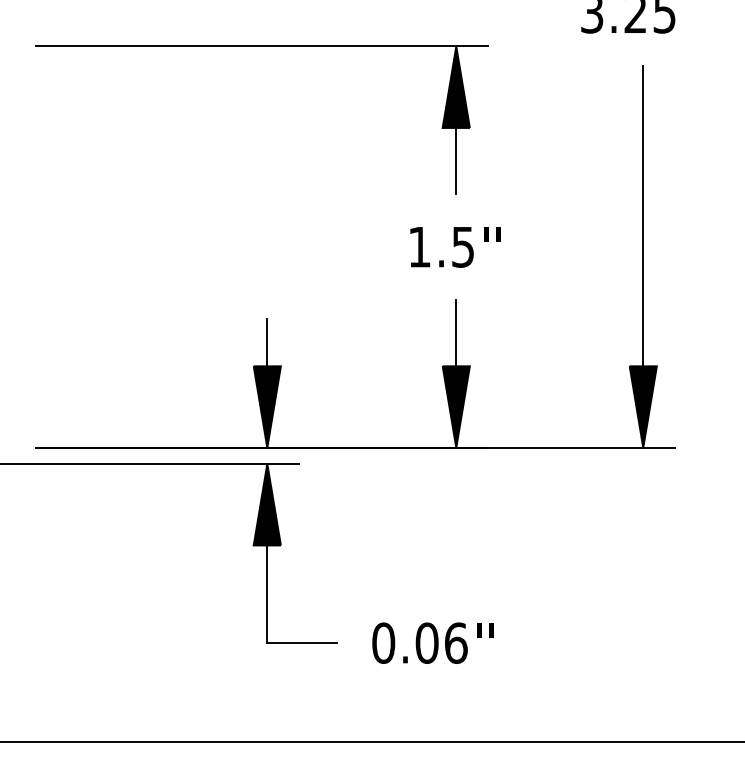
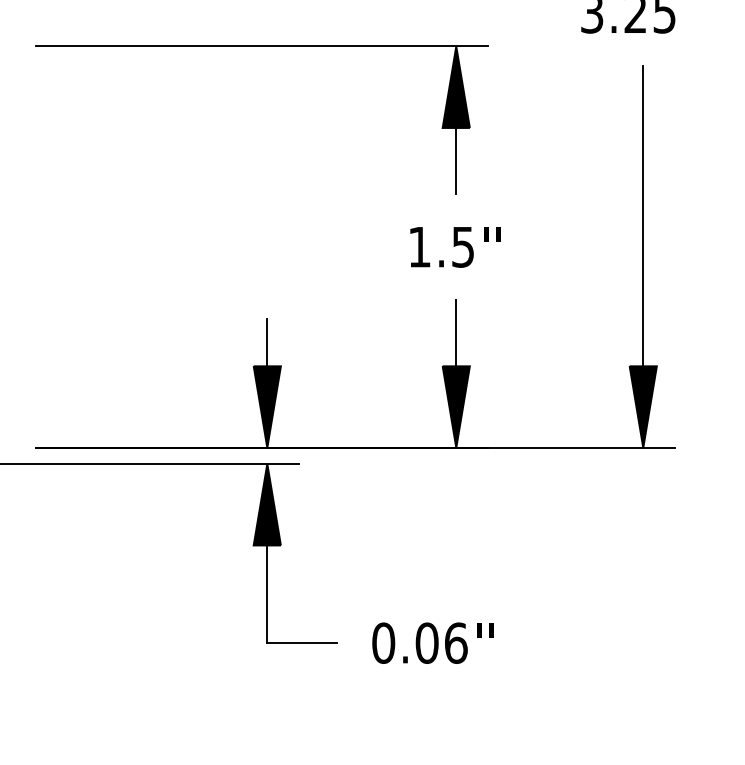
line: present -> none (371, 742)
